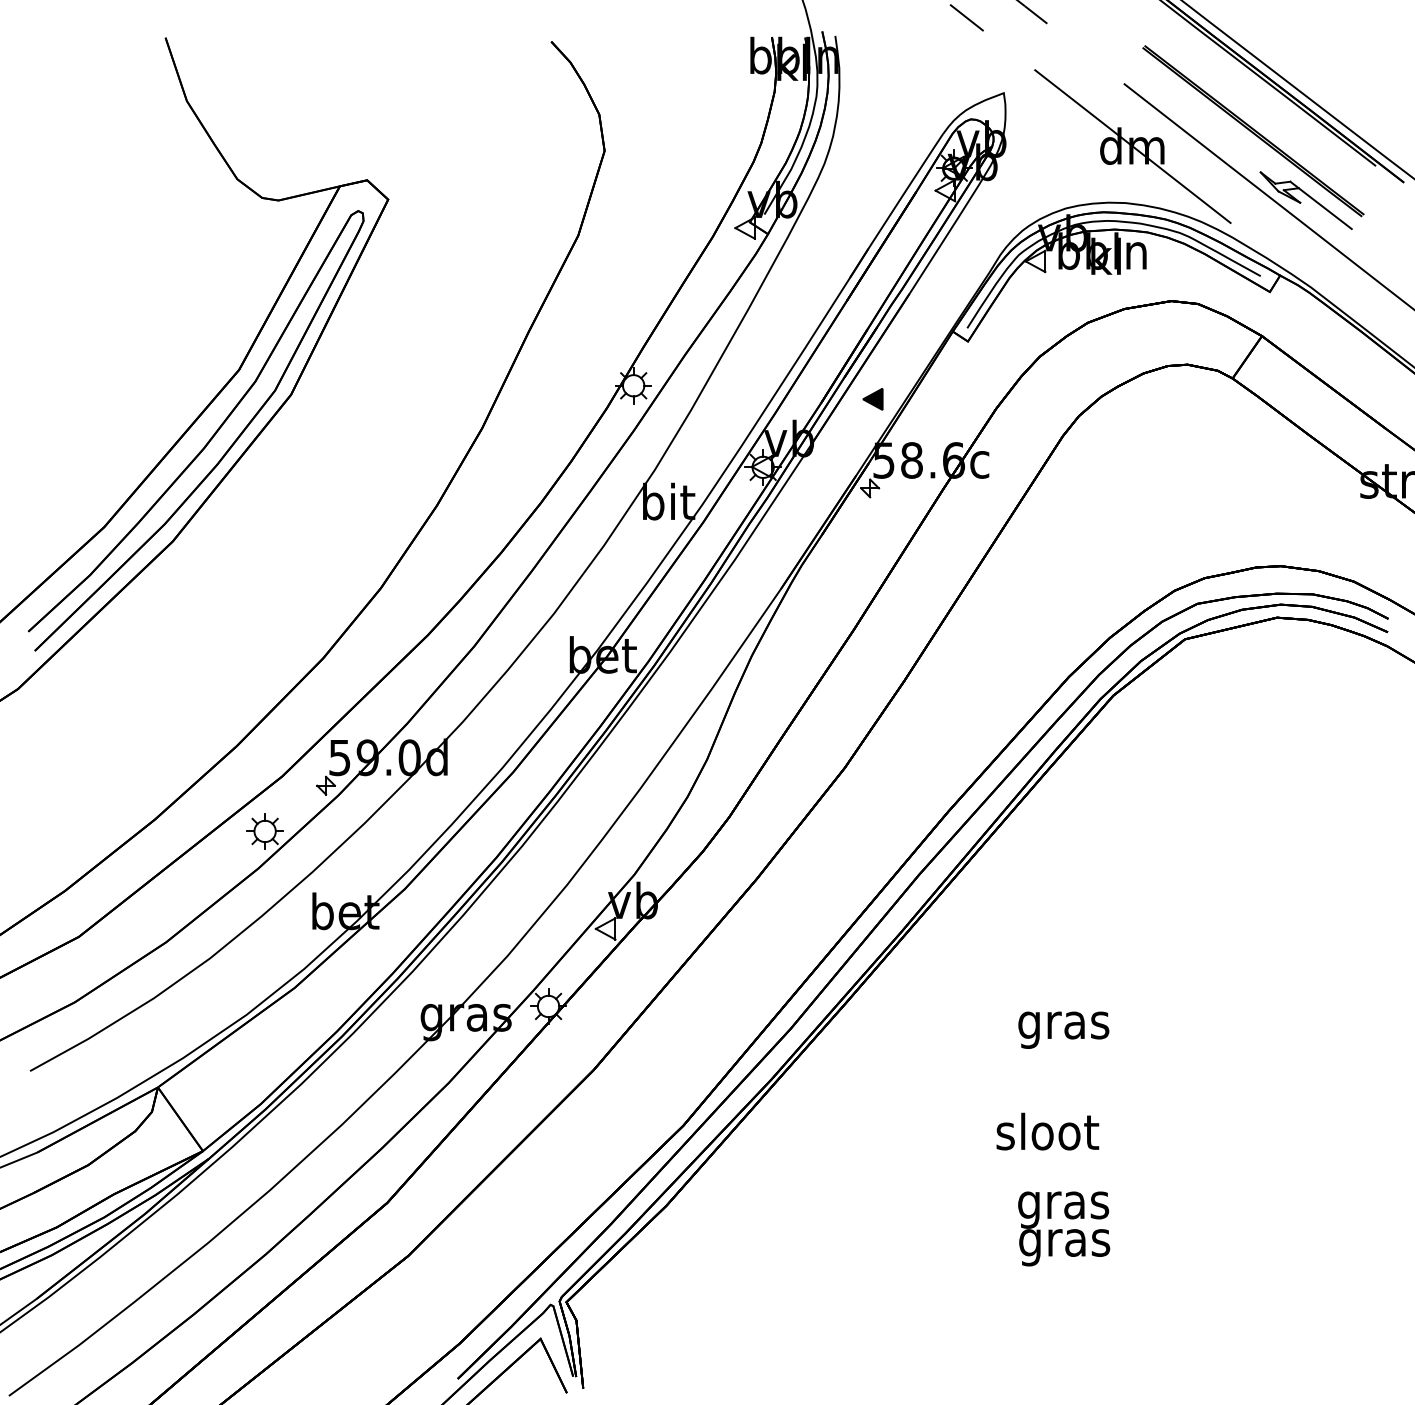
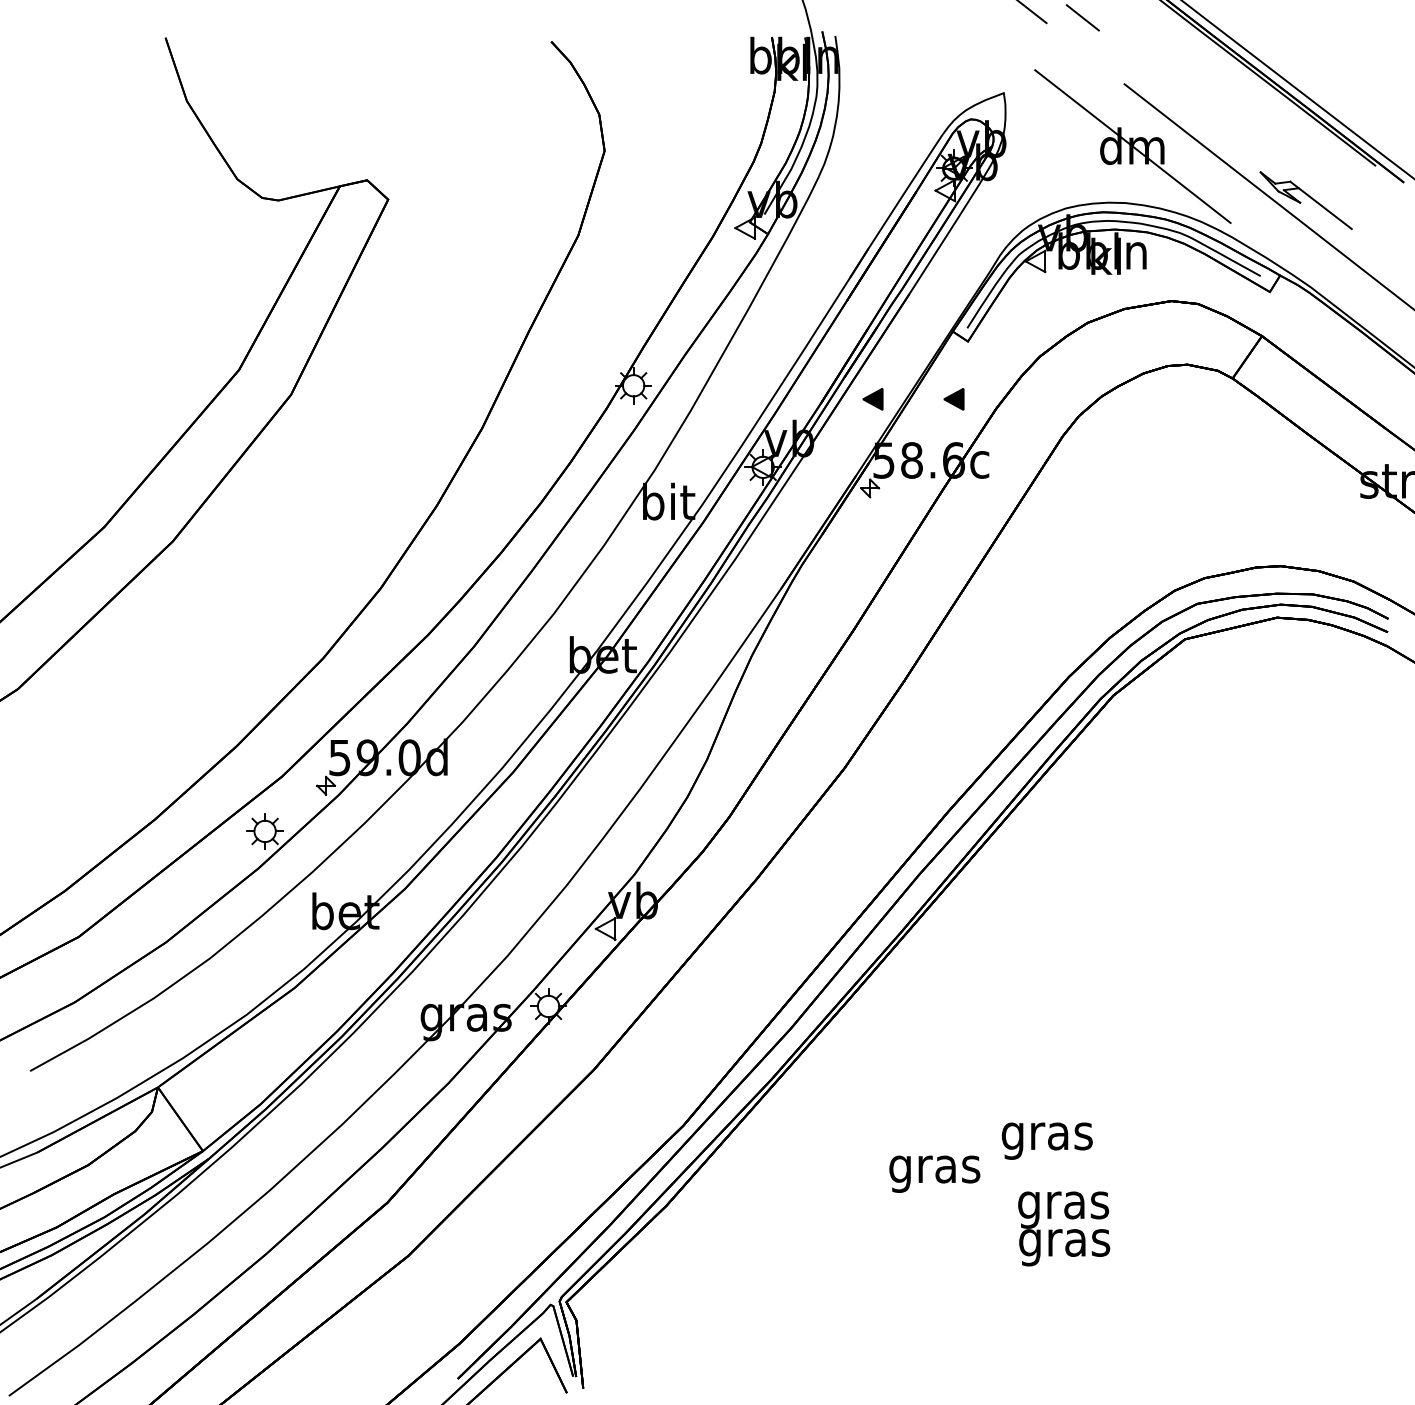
line position: (966, 17) -> (1082, 17) (1082, 17)
part: present -> none (1253, 131)
part: none -> present (953, 399)
part: present -> none (208, 440)
text position: (1063, 1029) -> (934, 1173) (934, 1173)
text: sloot -> gras (1047, 1135)
